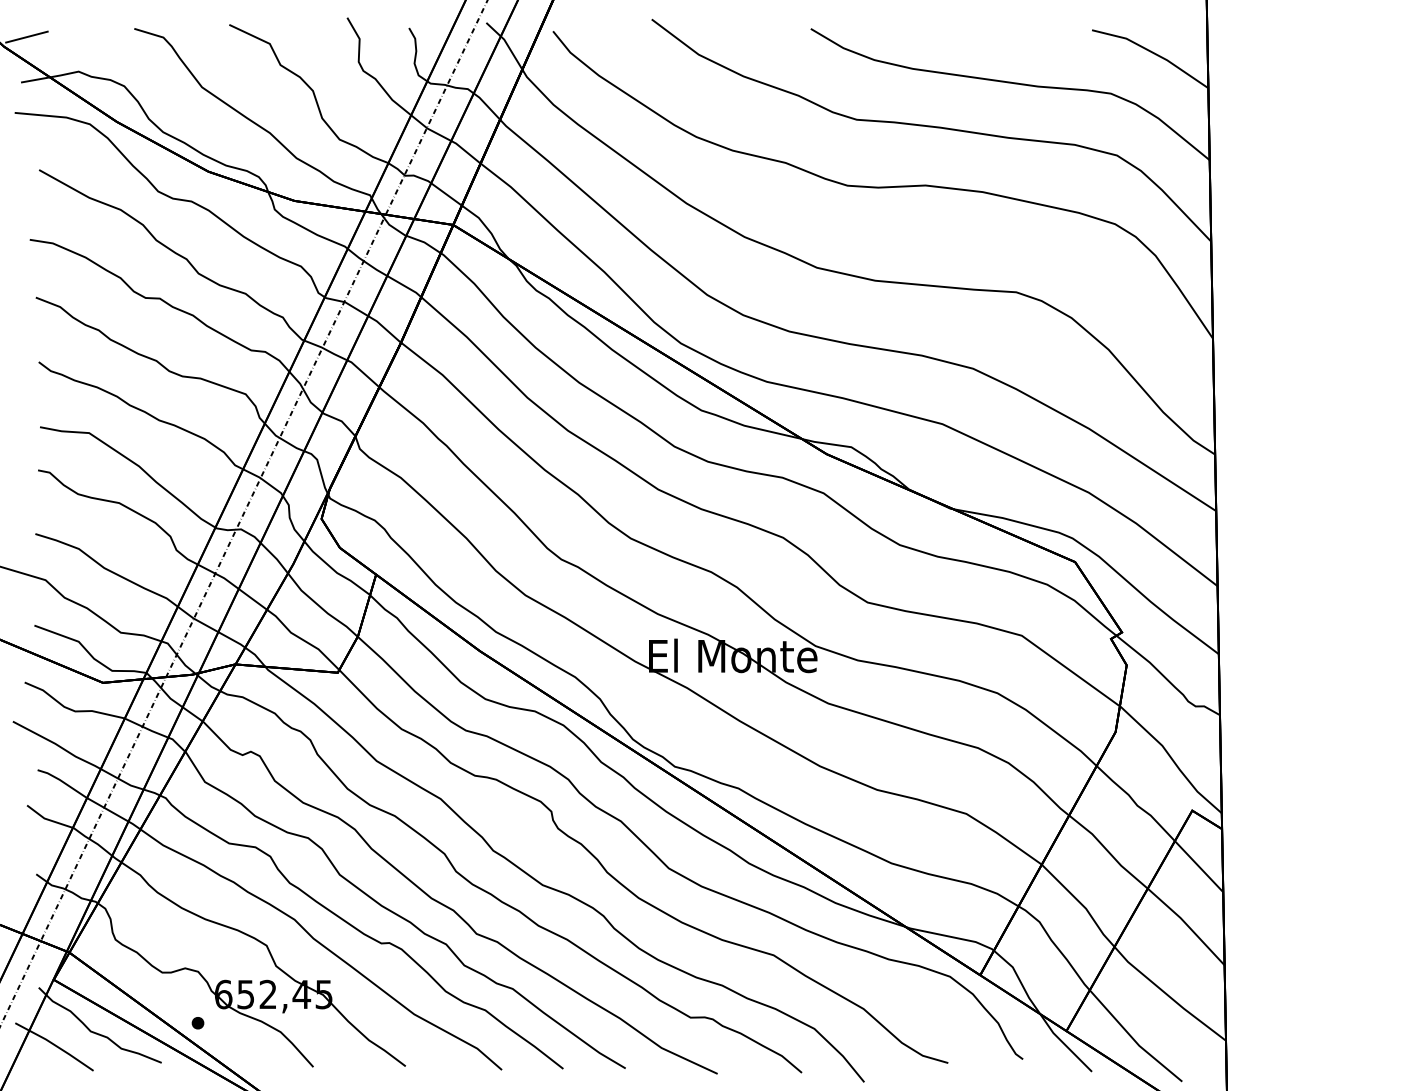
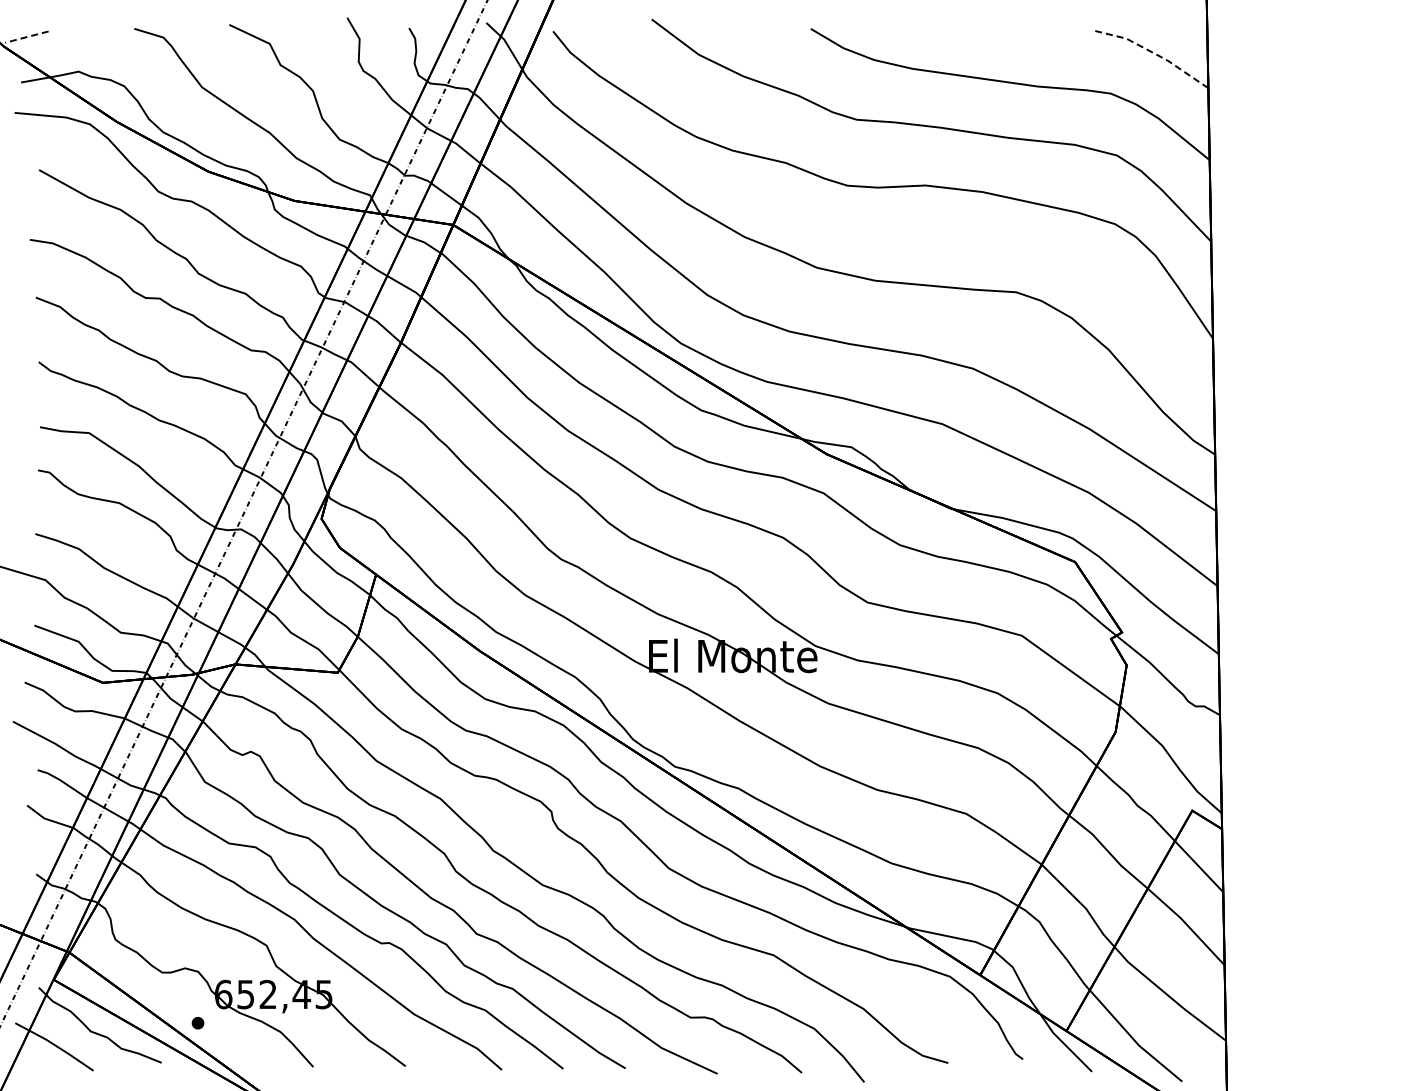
line: solid -> dashed (26, 37)
line: solid -> dashed (1152, 52)
